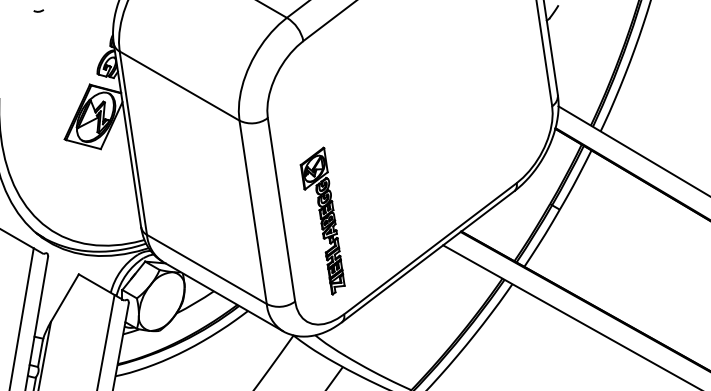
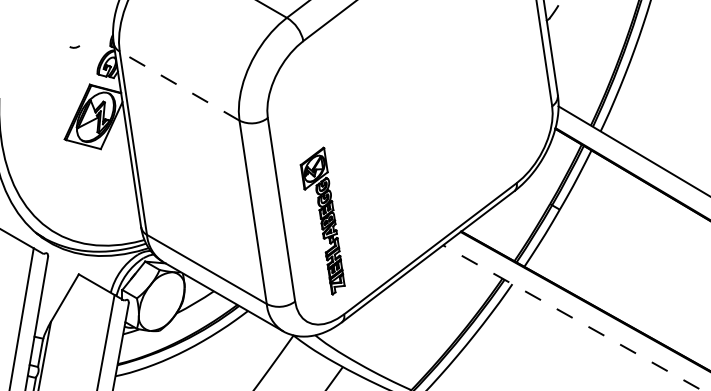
curve position: (38, 10) -> (74, 46) (74, 46)
line: solid -> dashed (179, 85)
line: solid -> dashed (572, 317)
